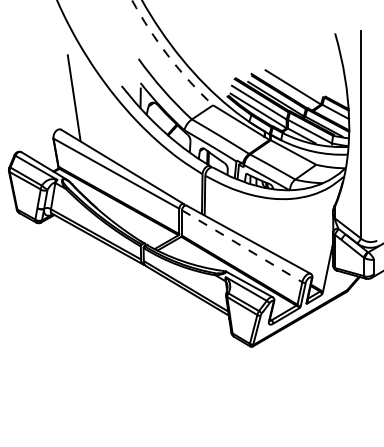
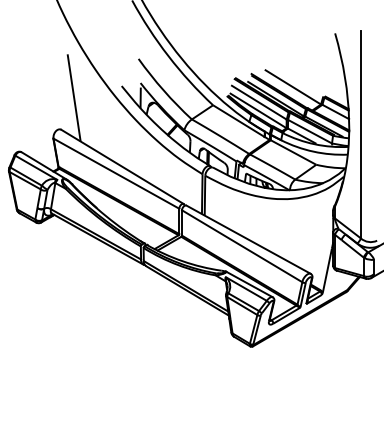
arc: dashed -> solid (168, 56)
line: dashed -> solid (242, 246)
